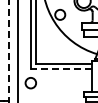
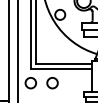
line: dashed -> solid (9, 51)
line: dashed -> solid (61, 69)
circle: none -> present (52, 83)
